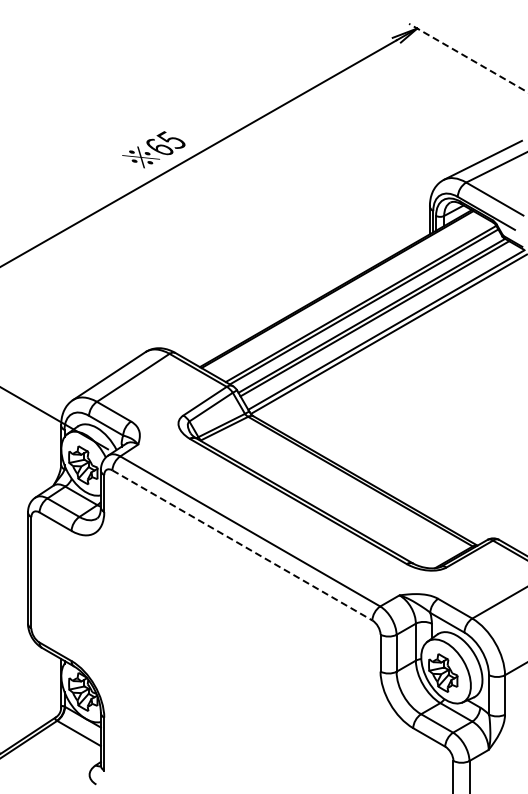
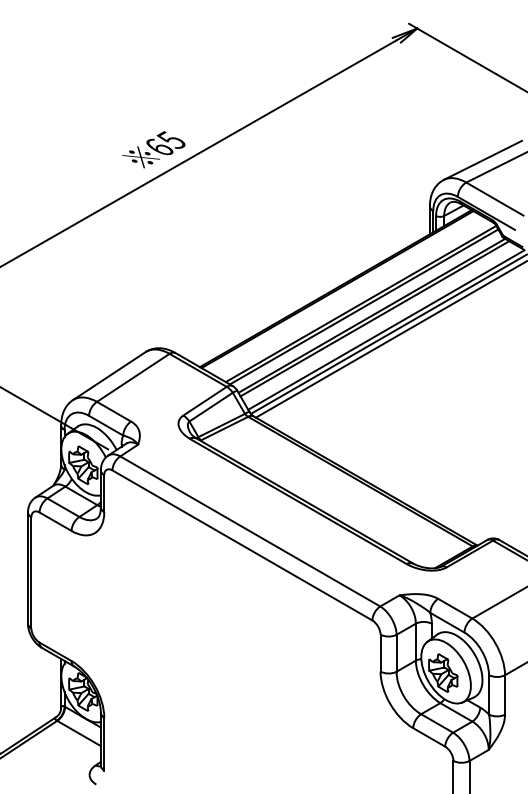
line: dashed -> solid (467, 57)
line: none -> present (389, 339)
line: dashed -> solid (242, 545)
